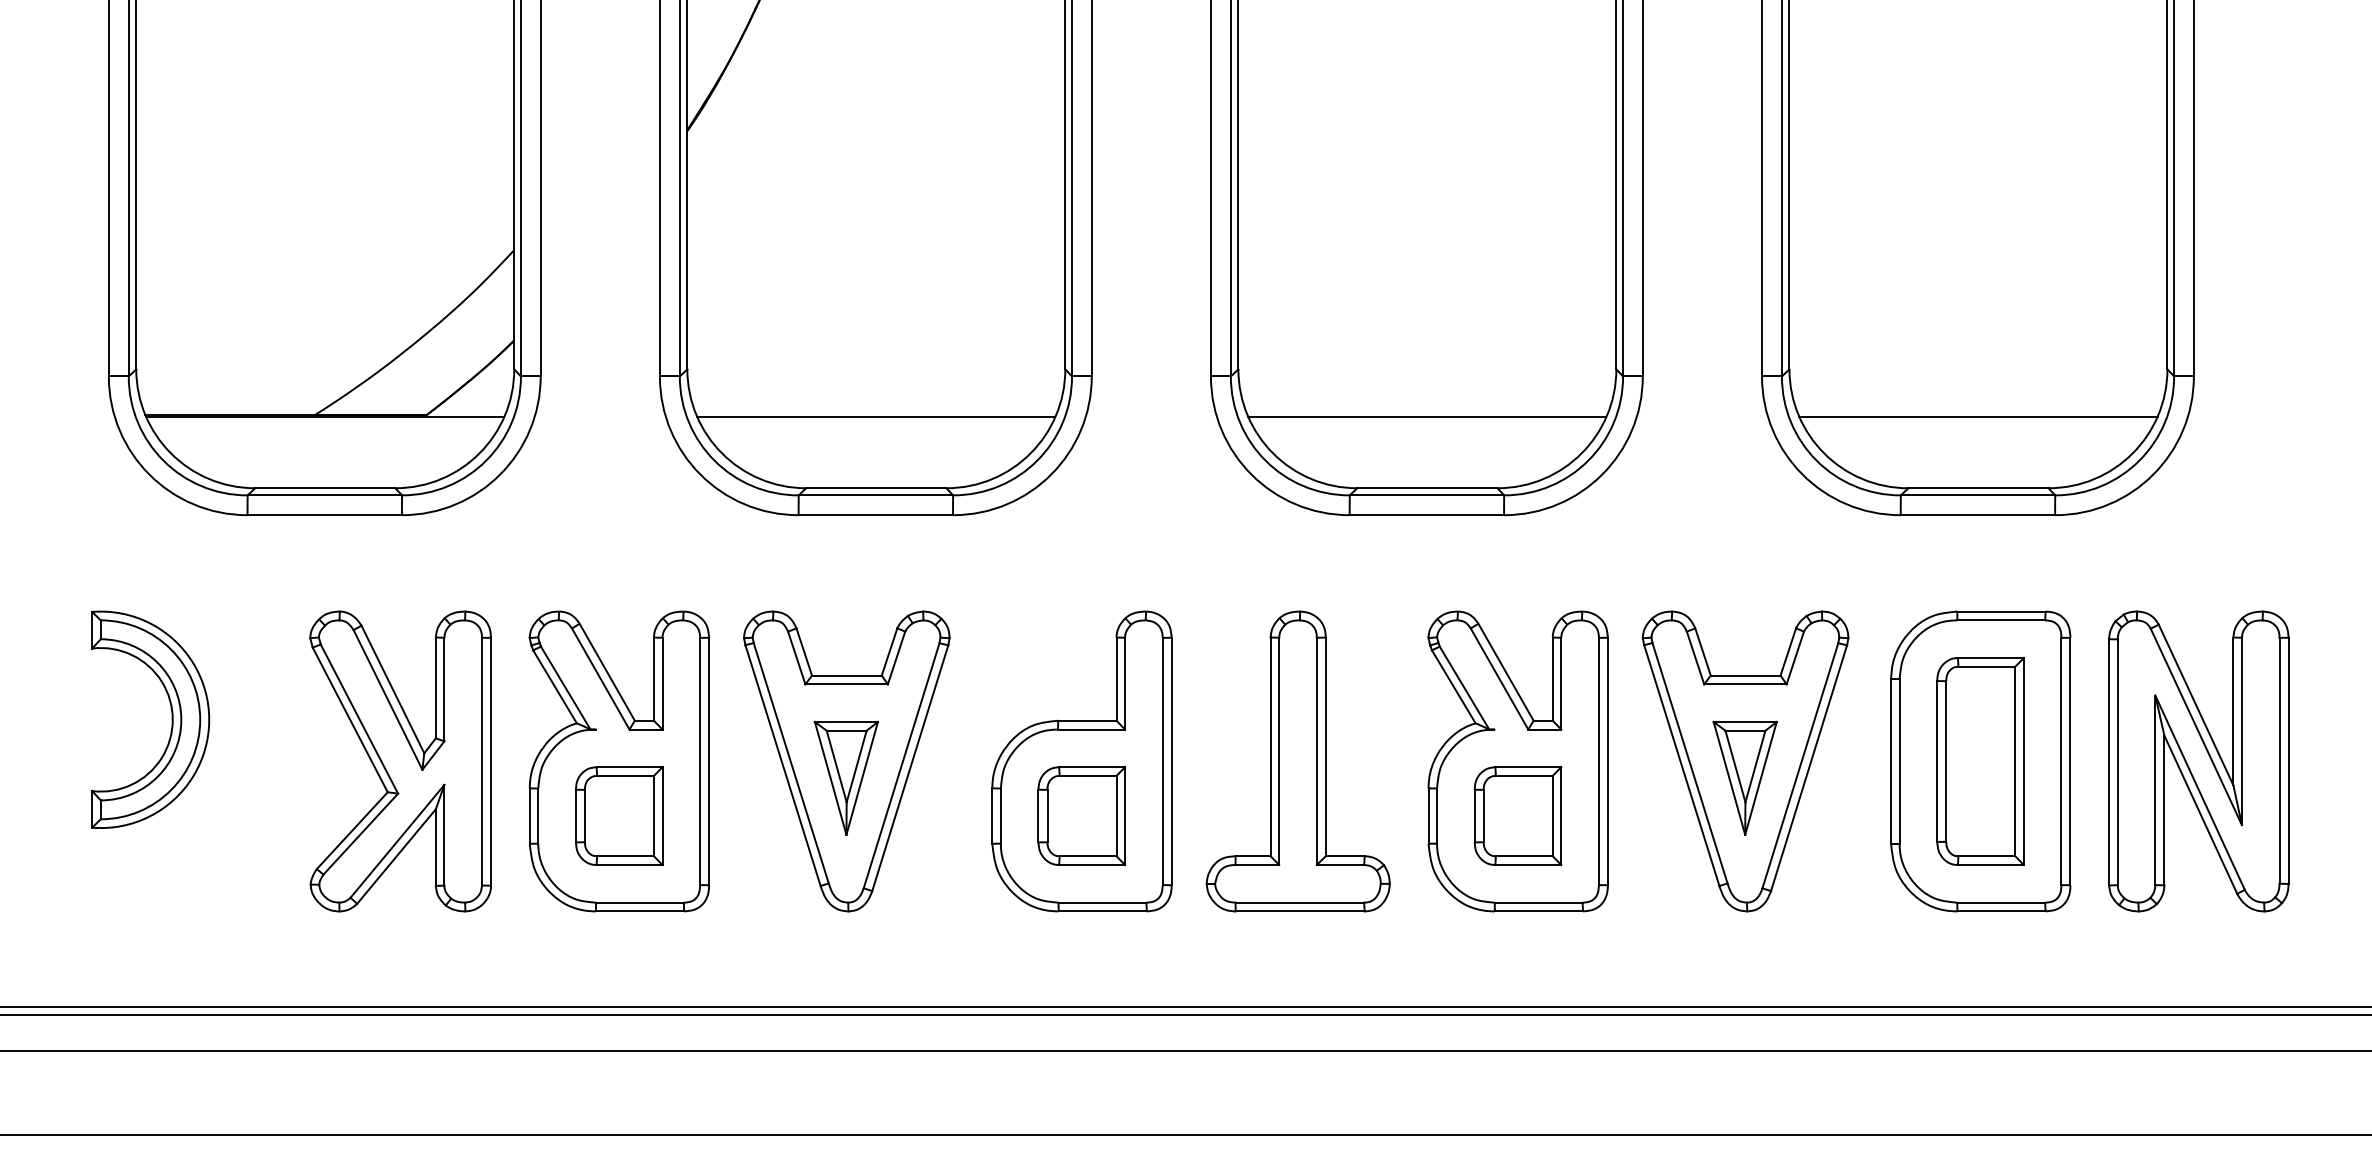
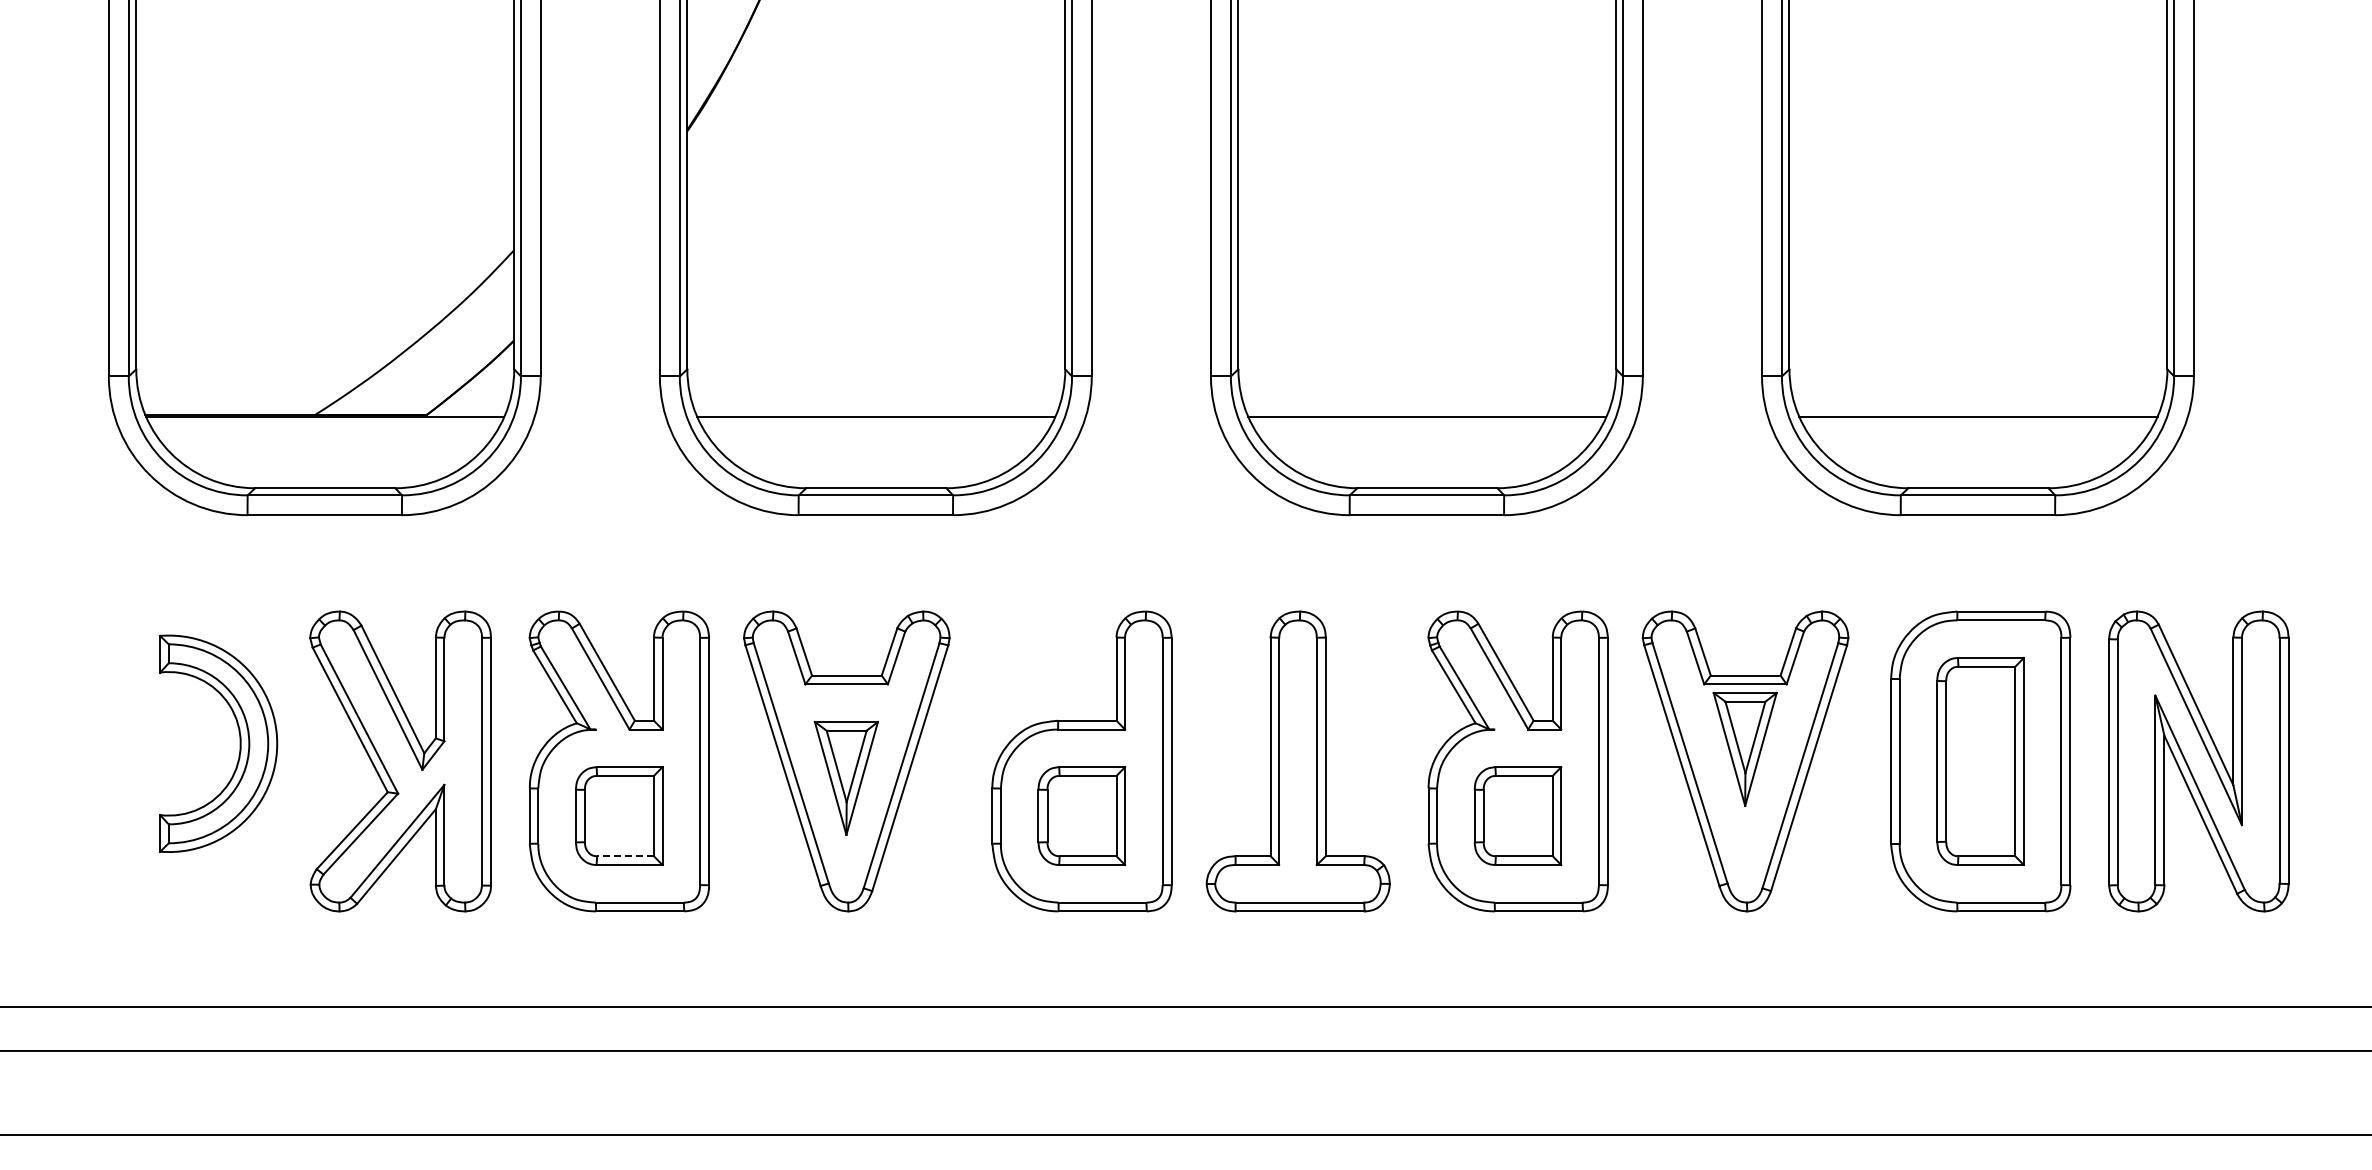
part position: (171, 719) -> (239, 743) (239, 743)
part position: (1744, 777) -> (1744, 748) (1744, 748)
line: solid -> dashed (625, 856)
line: present -> none (1185, 1015)
